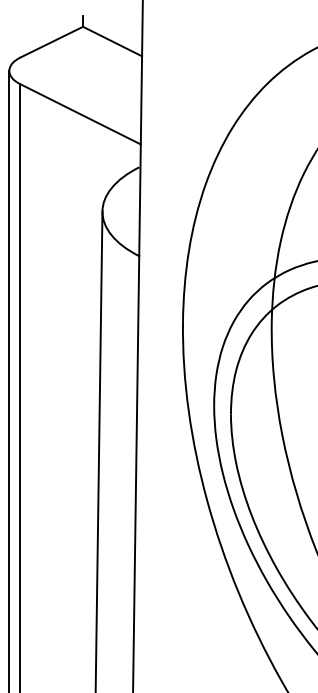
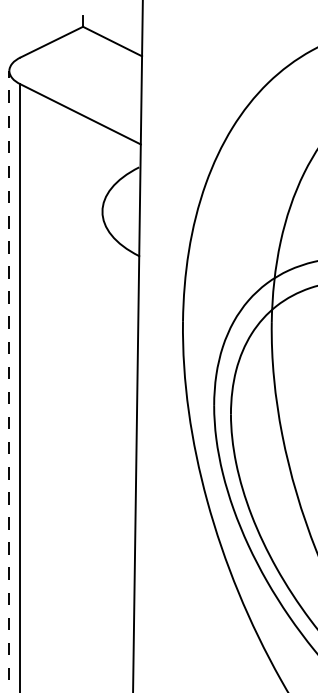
line: solid -> dashed (9, 381)
line: present -> none (98, 450)
